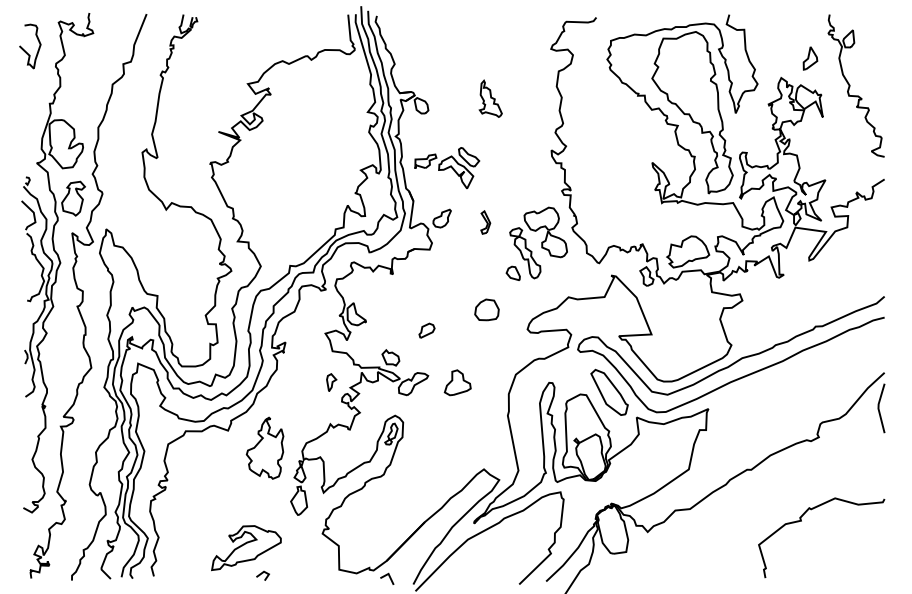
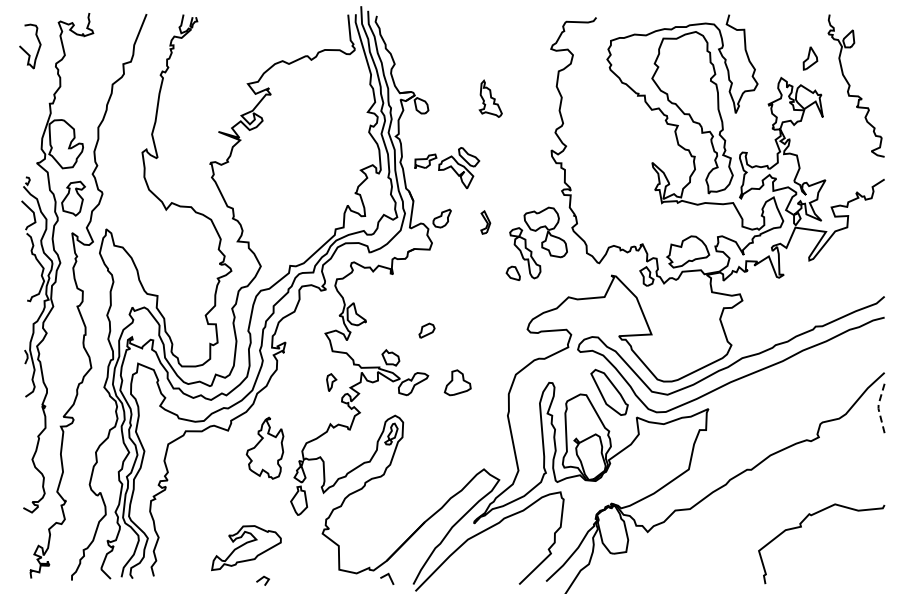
part: present -> none (486, 309)
line: solid -> dashed (878, 407)
curve position: (801, 521) -> (801, 527) (801, 527)
line position: (261, 574) -> (261, 579) (261, 579)
